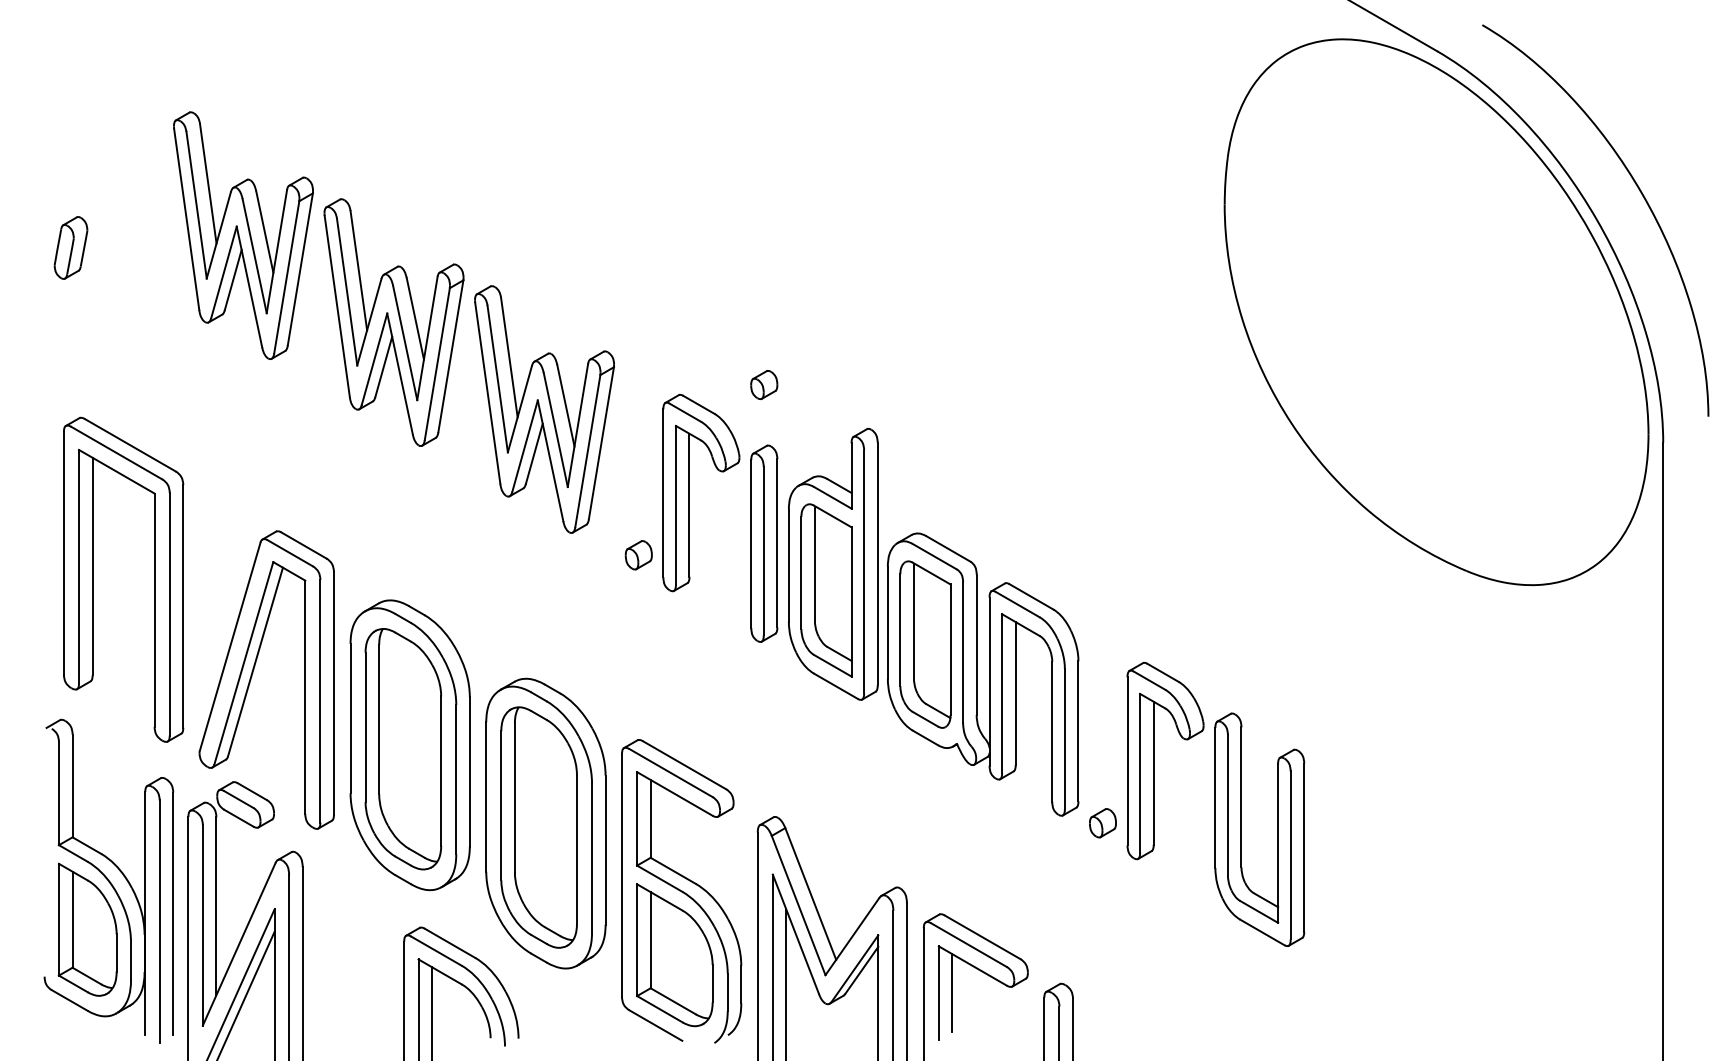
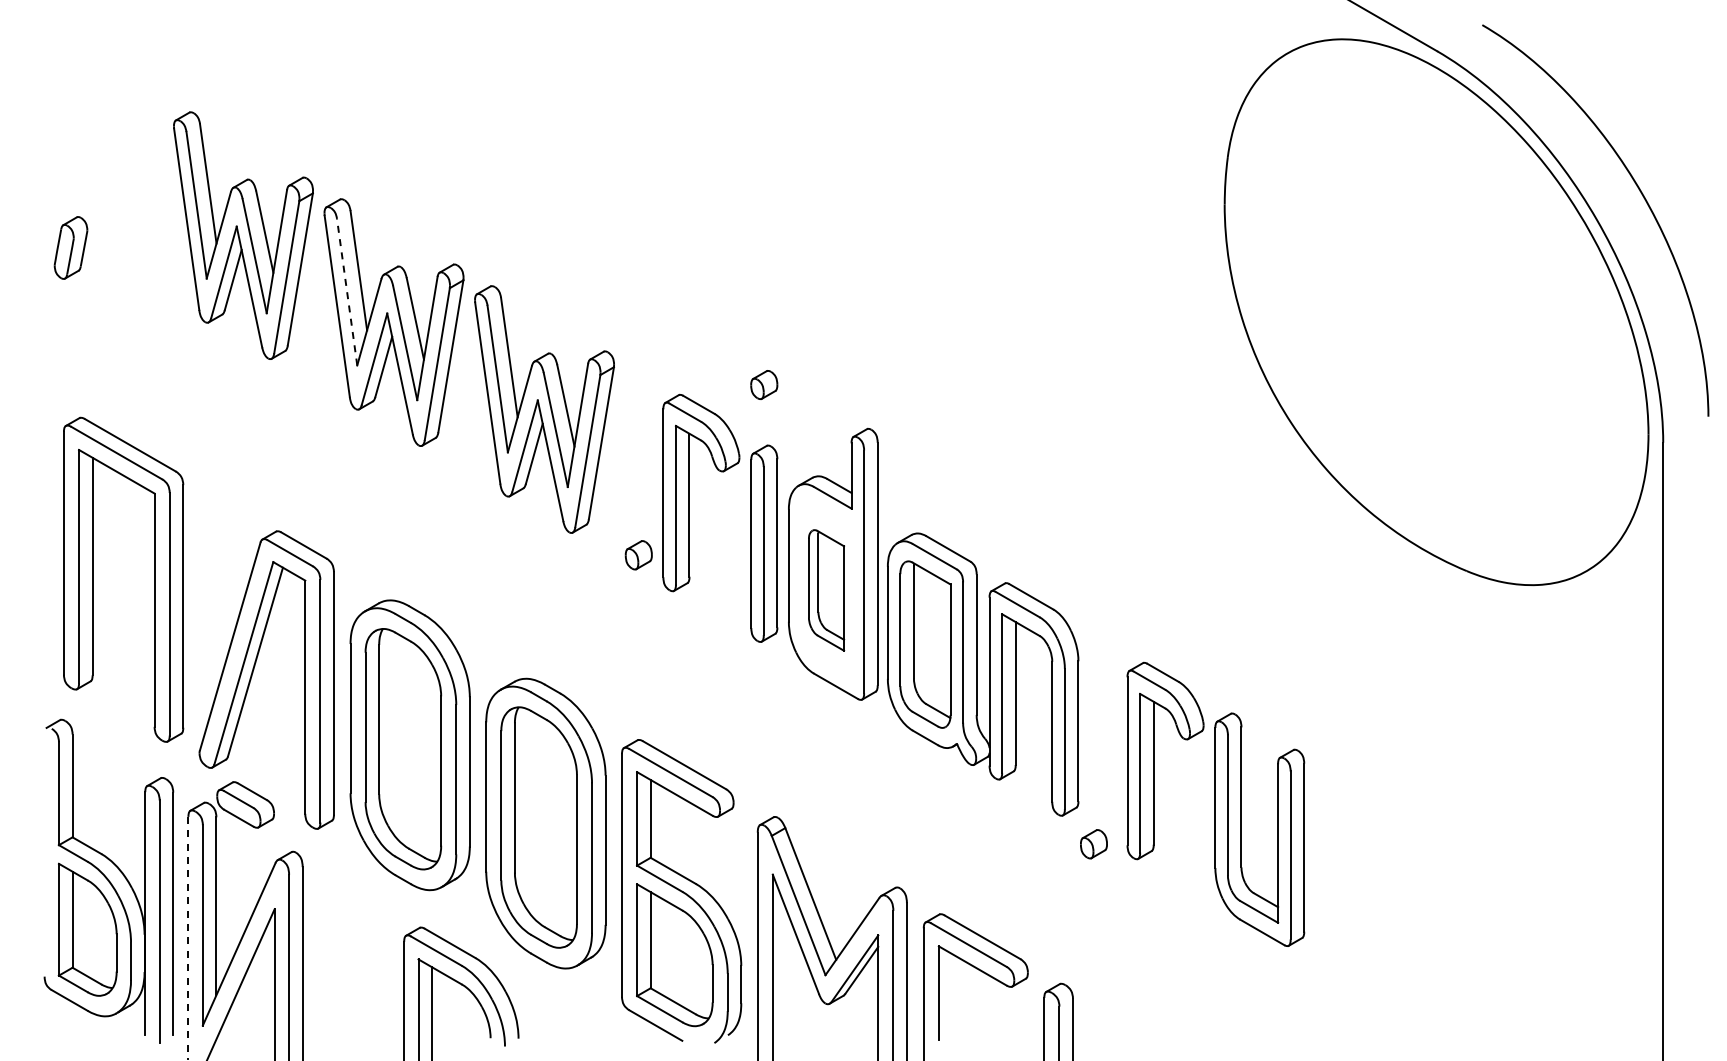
line: solid -> dashed (347, 291)
part size: 53x175 px -> 38x123 px (826, 590)
part position: (1102, 823) -> (1093, 844) (1093, 844)
line: solid -> dashed (188, 938)
line: present -> none (786, 983)
line: present -> none (952, 993)
line: present -> none (246, 994)
